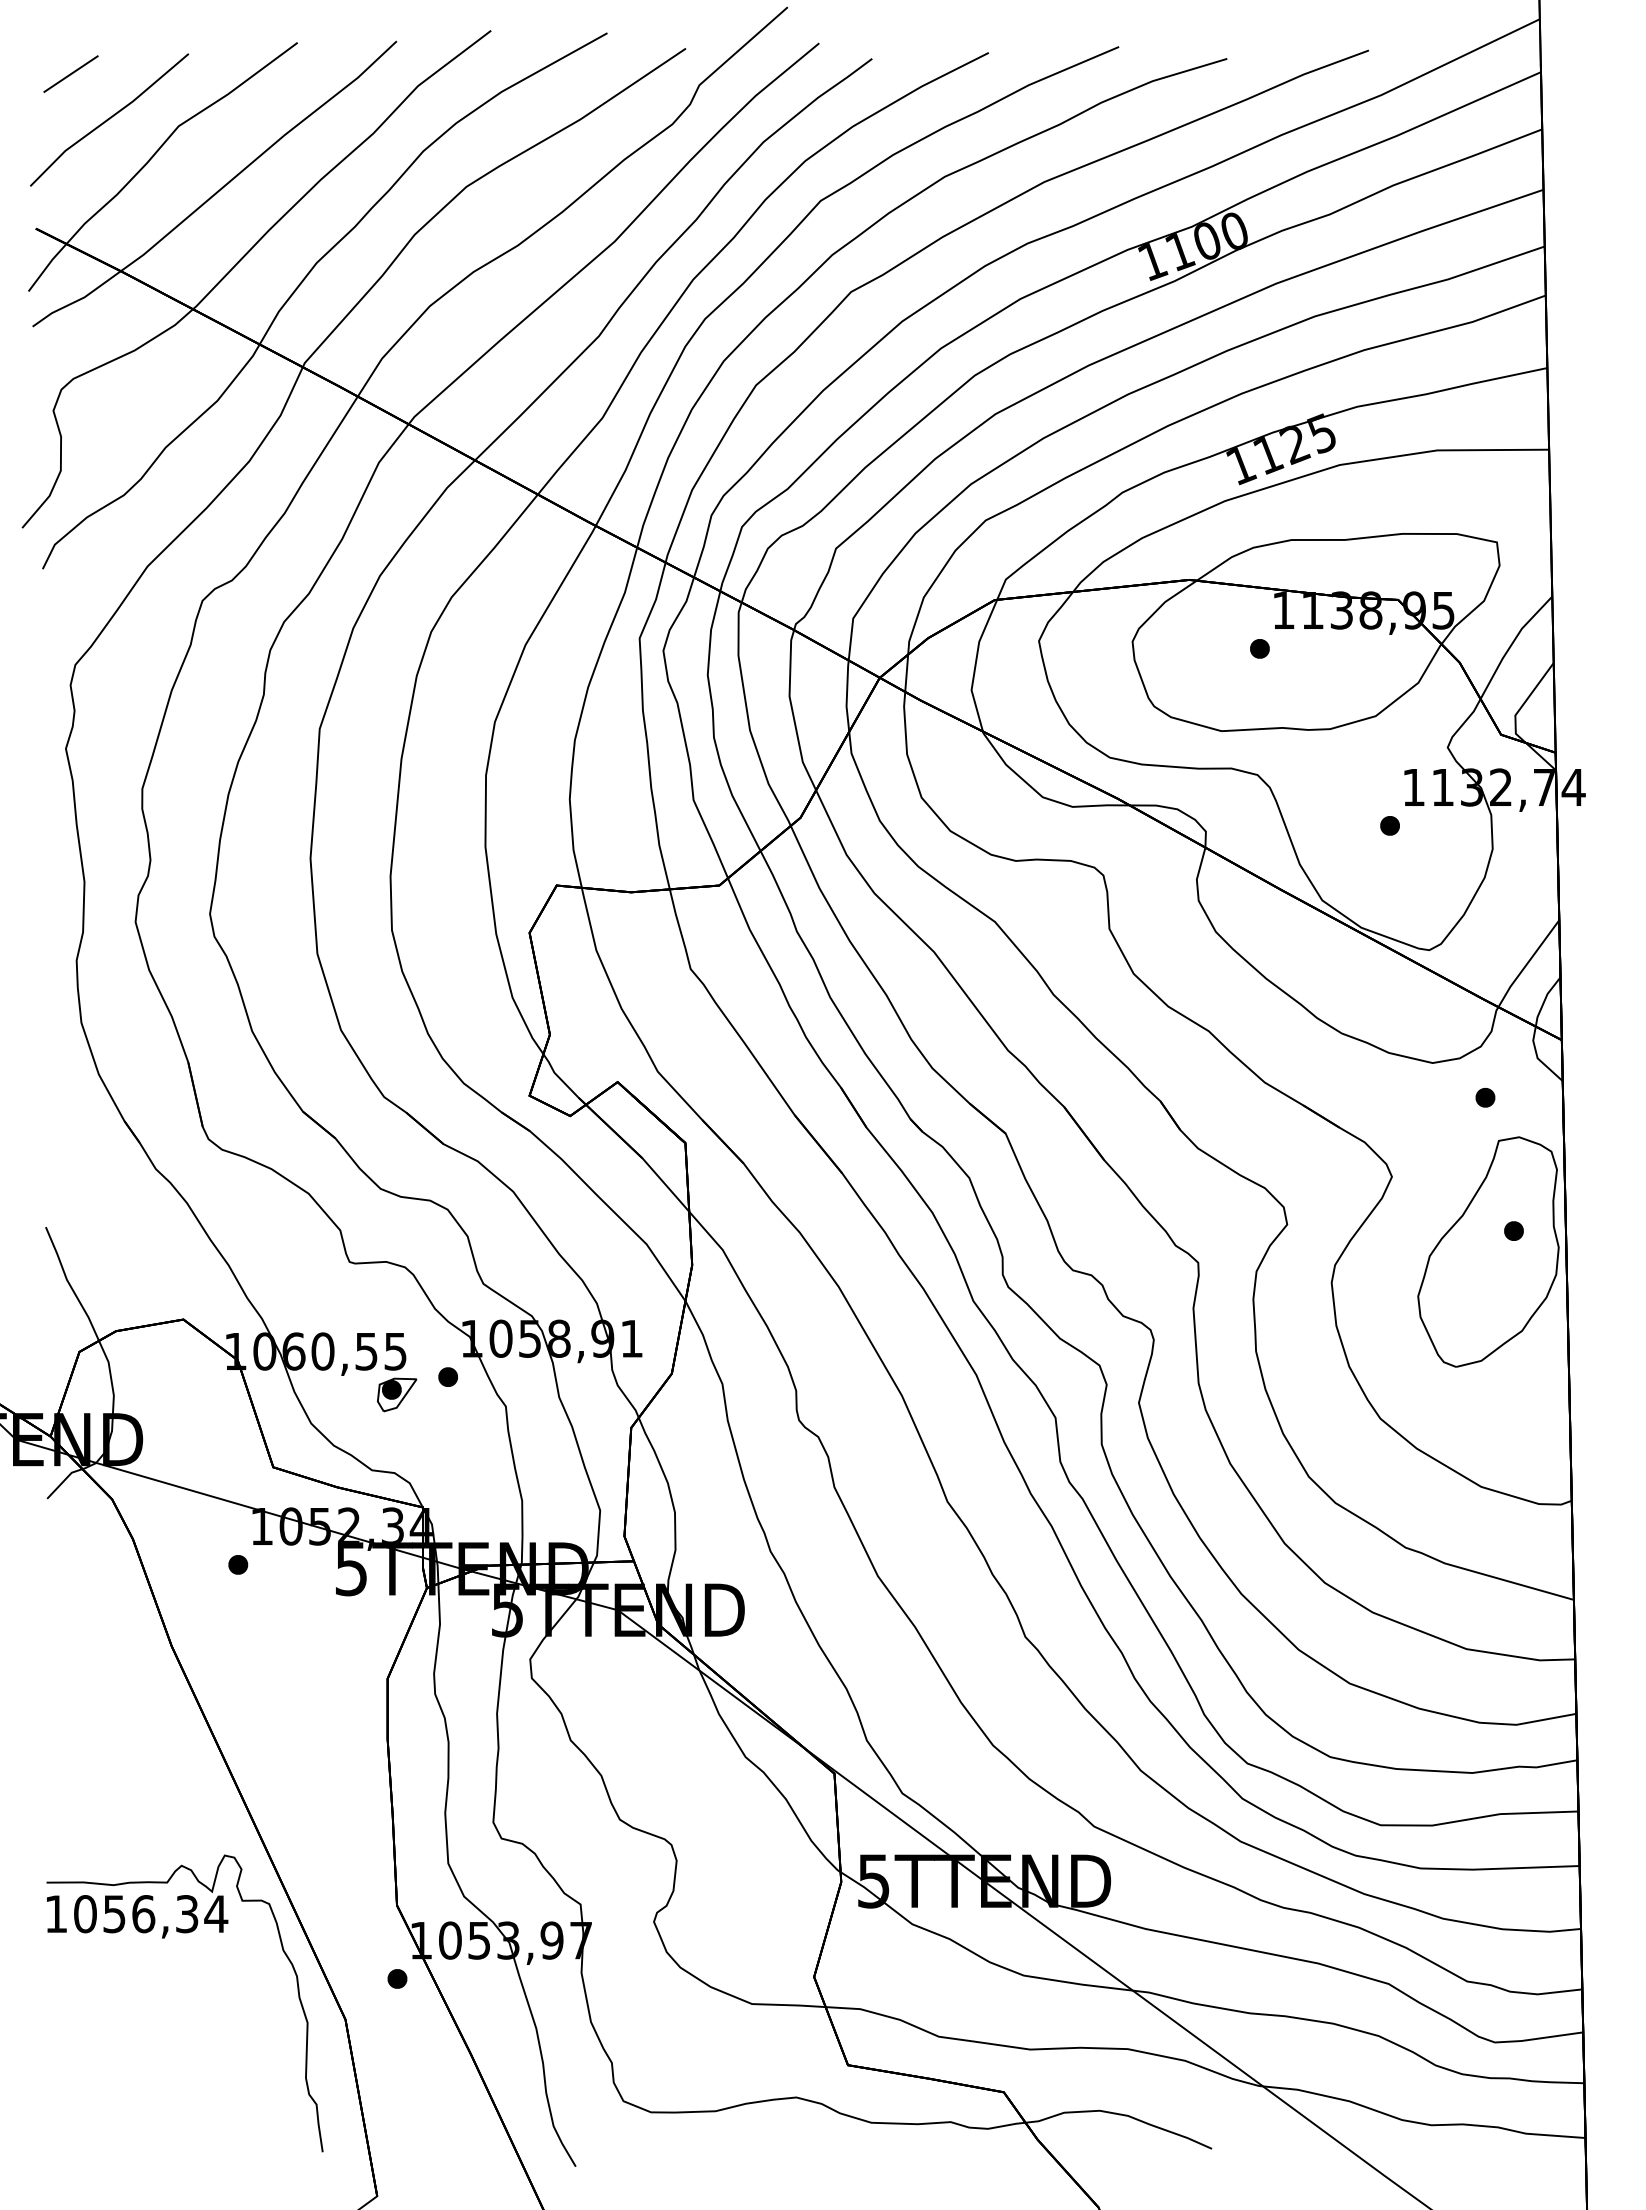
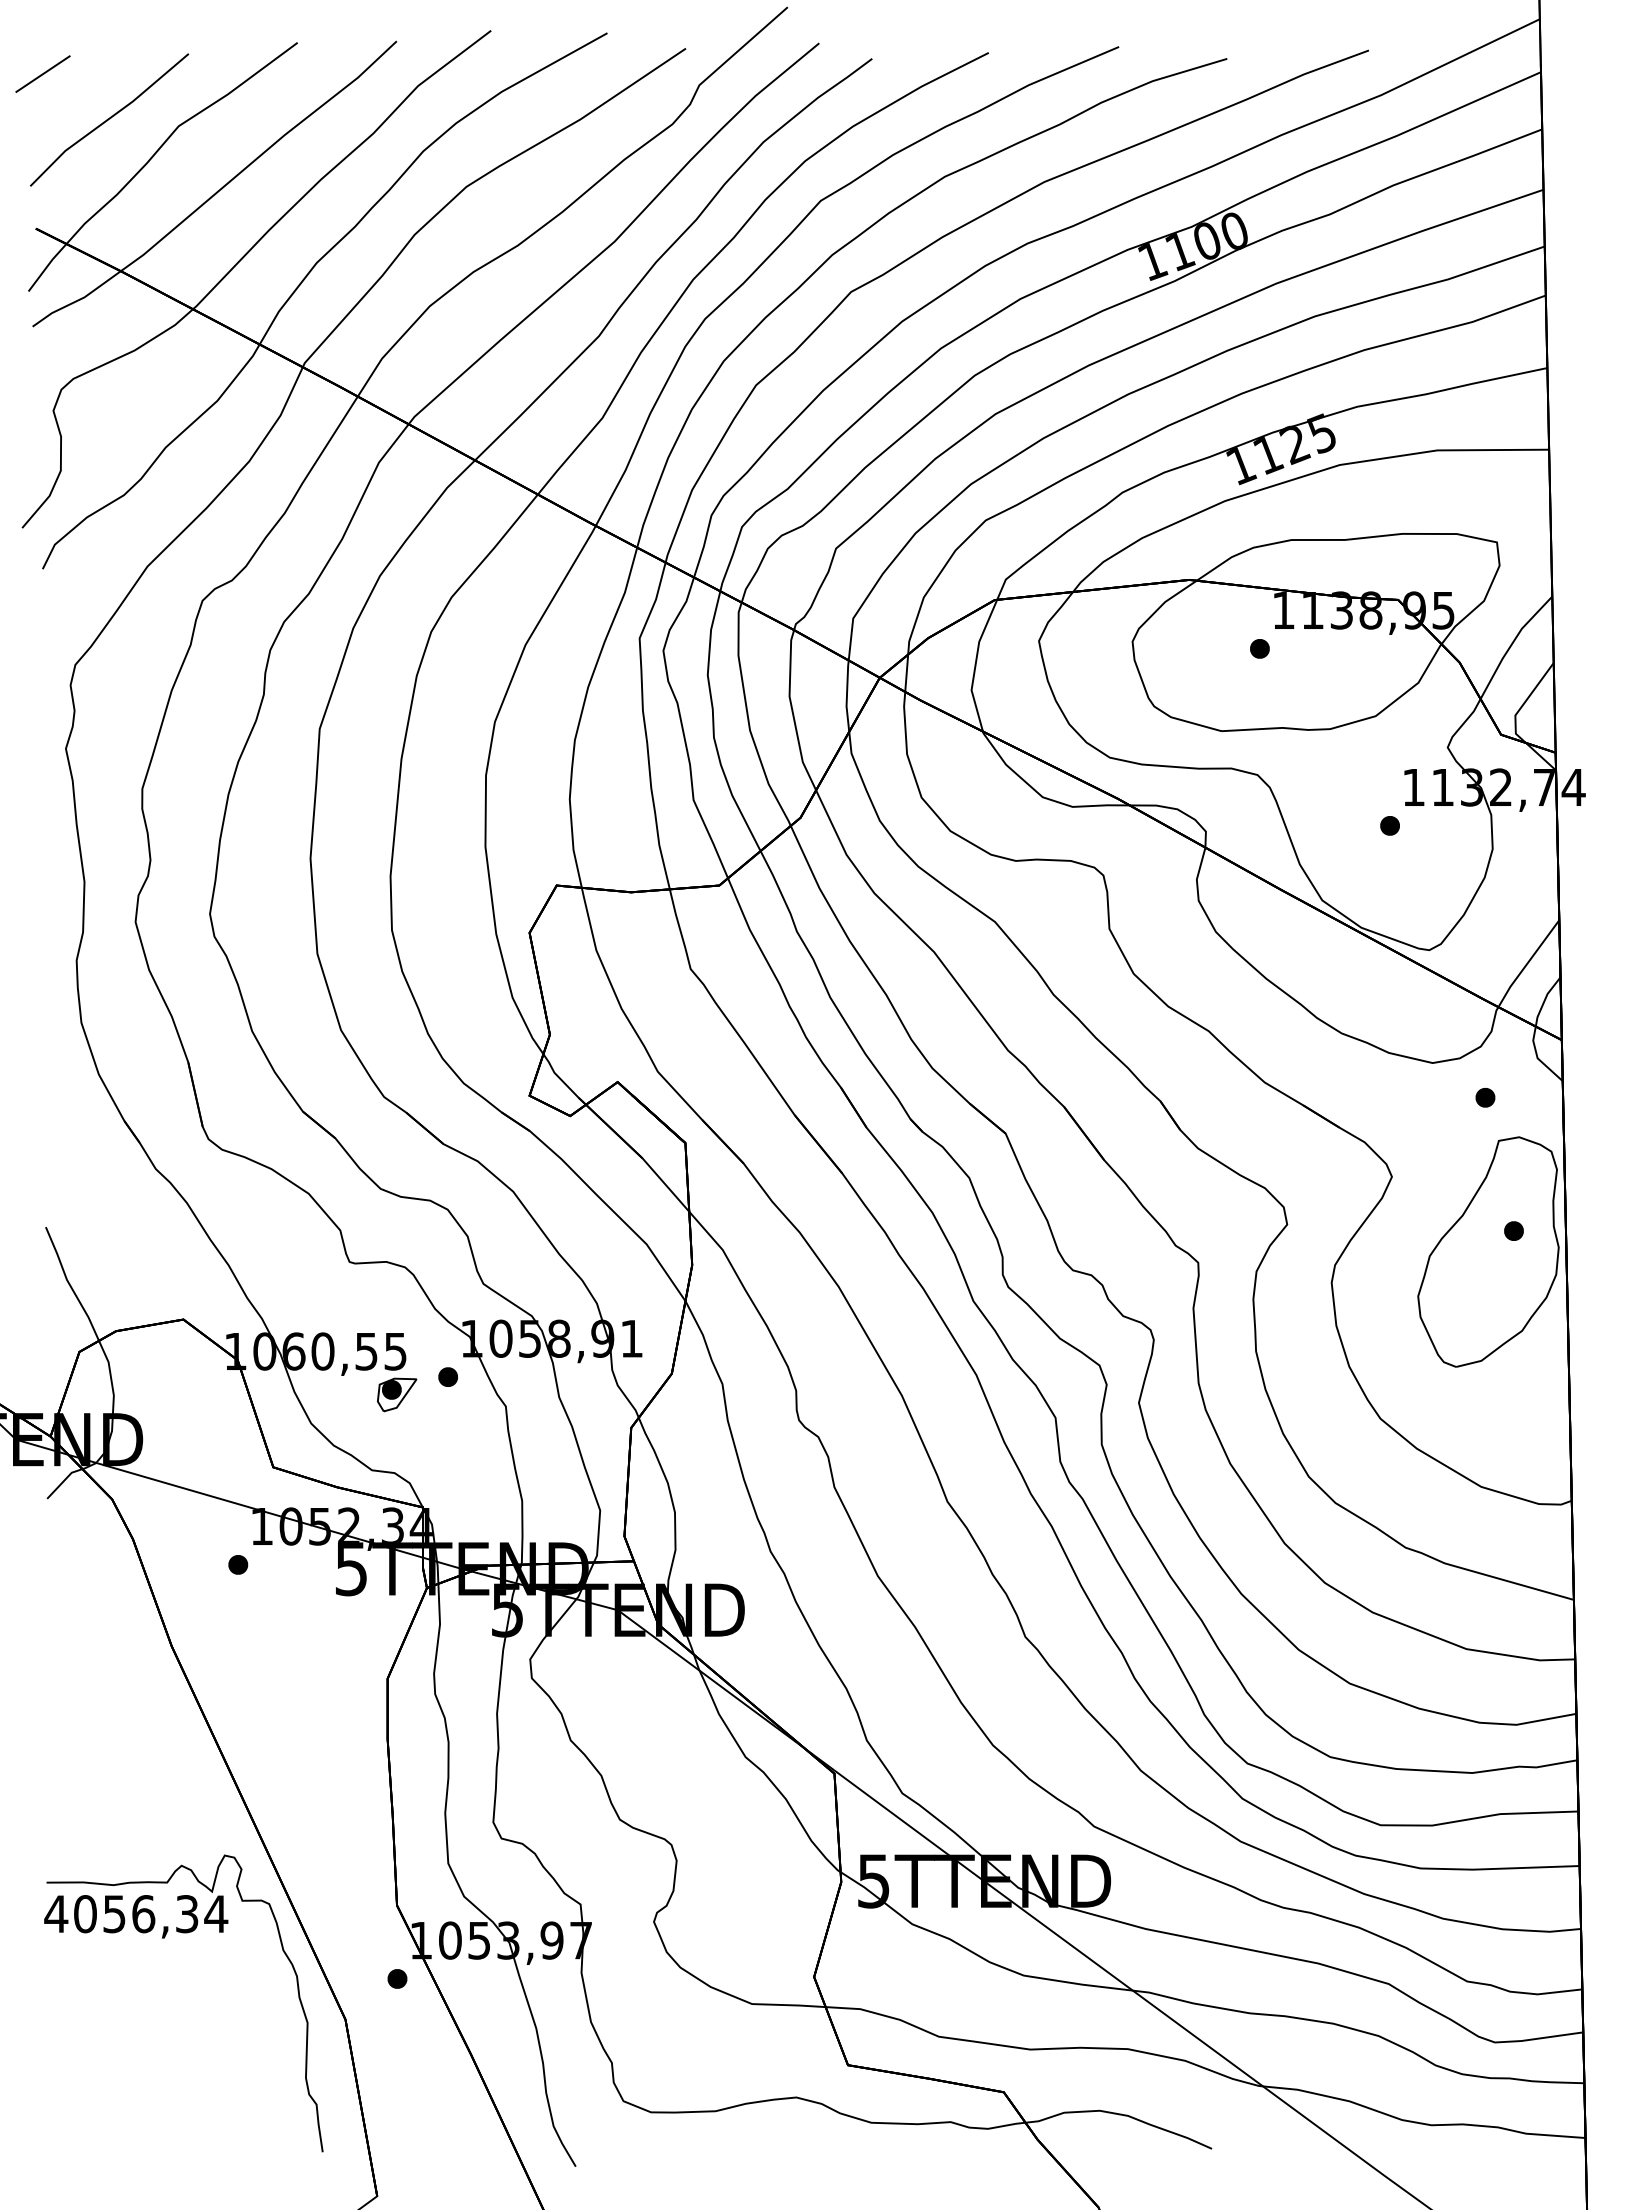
line position: (70, 73) -> (42, 73) (42, 73)
text: 1056,34 -> 4056,34 (56, 1913)
